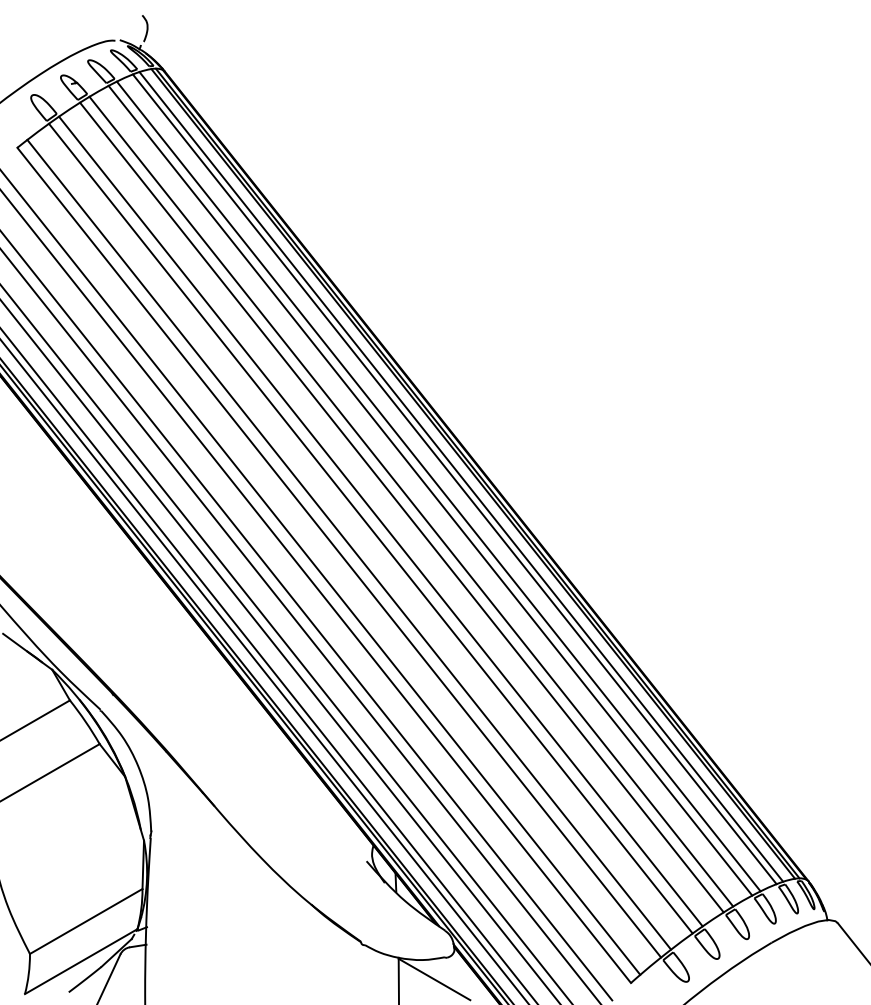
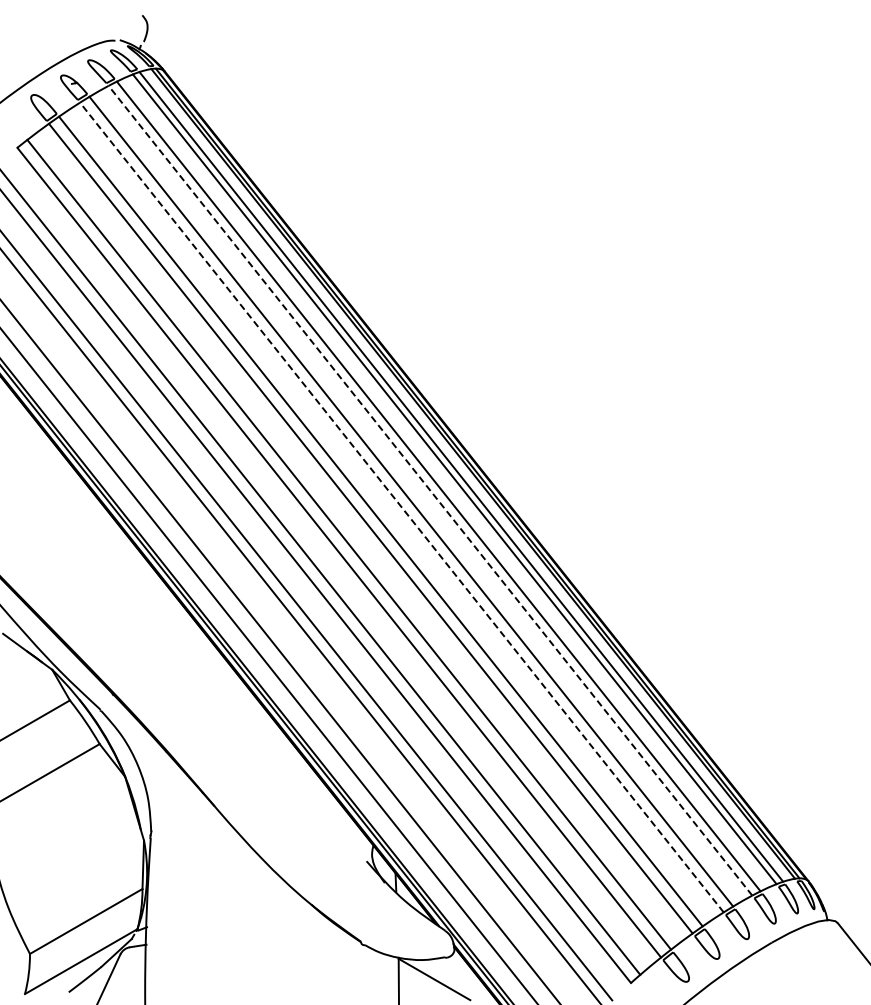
line: solid -> dashed (430, 490)
line: solid -> dashed (401, 507)
line: present -> none (286, 644)
line: present -> none (264, 671)
